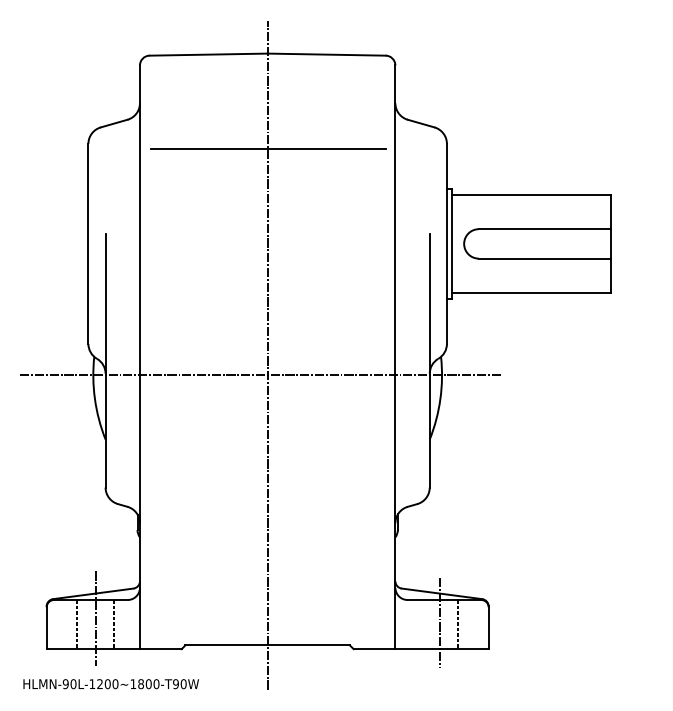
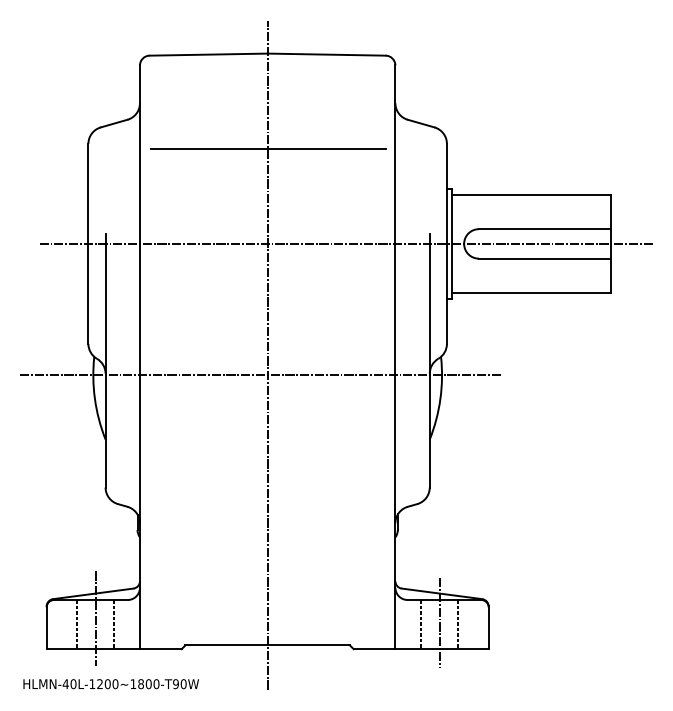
line: none -> present (346, 243)
line: none -> present (421, 624)
text: HLMN-90L-1200~1800-T90W -> HLMN-40L-1200~1800-T90W (65, 684)
